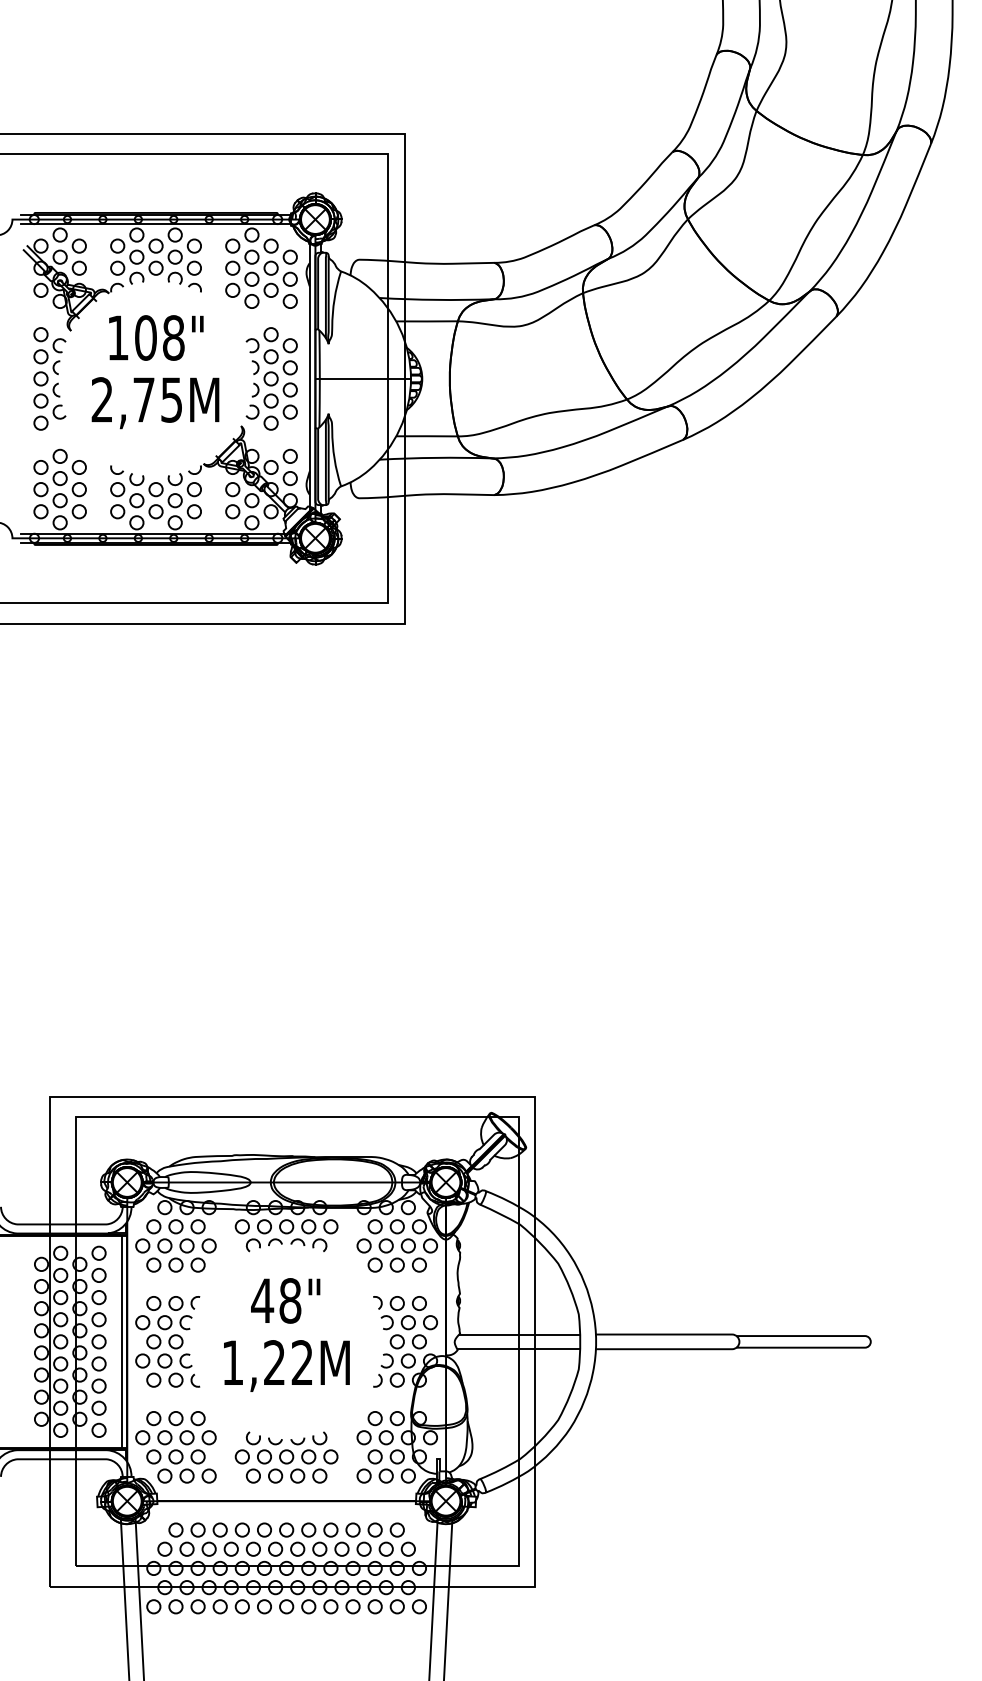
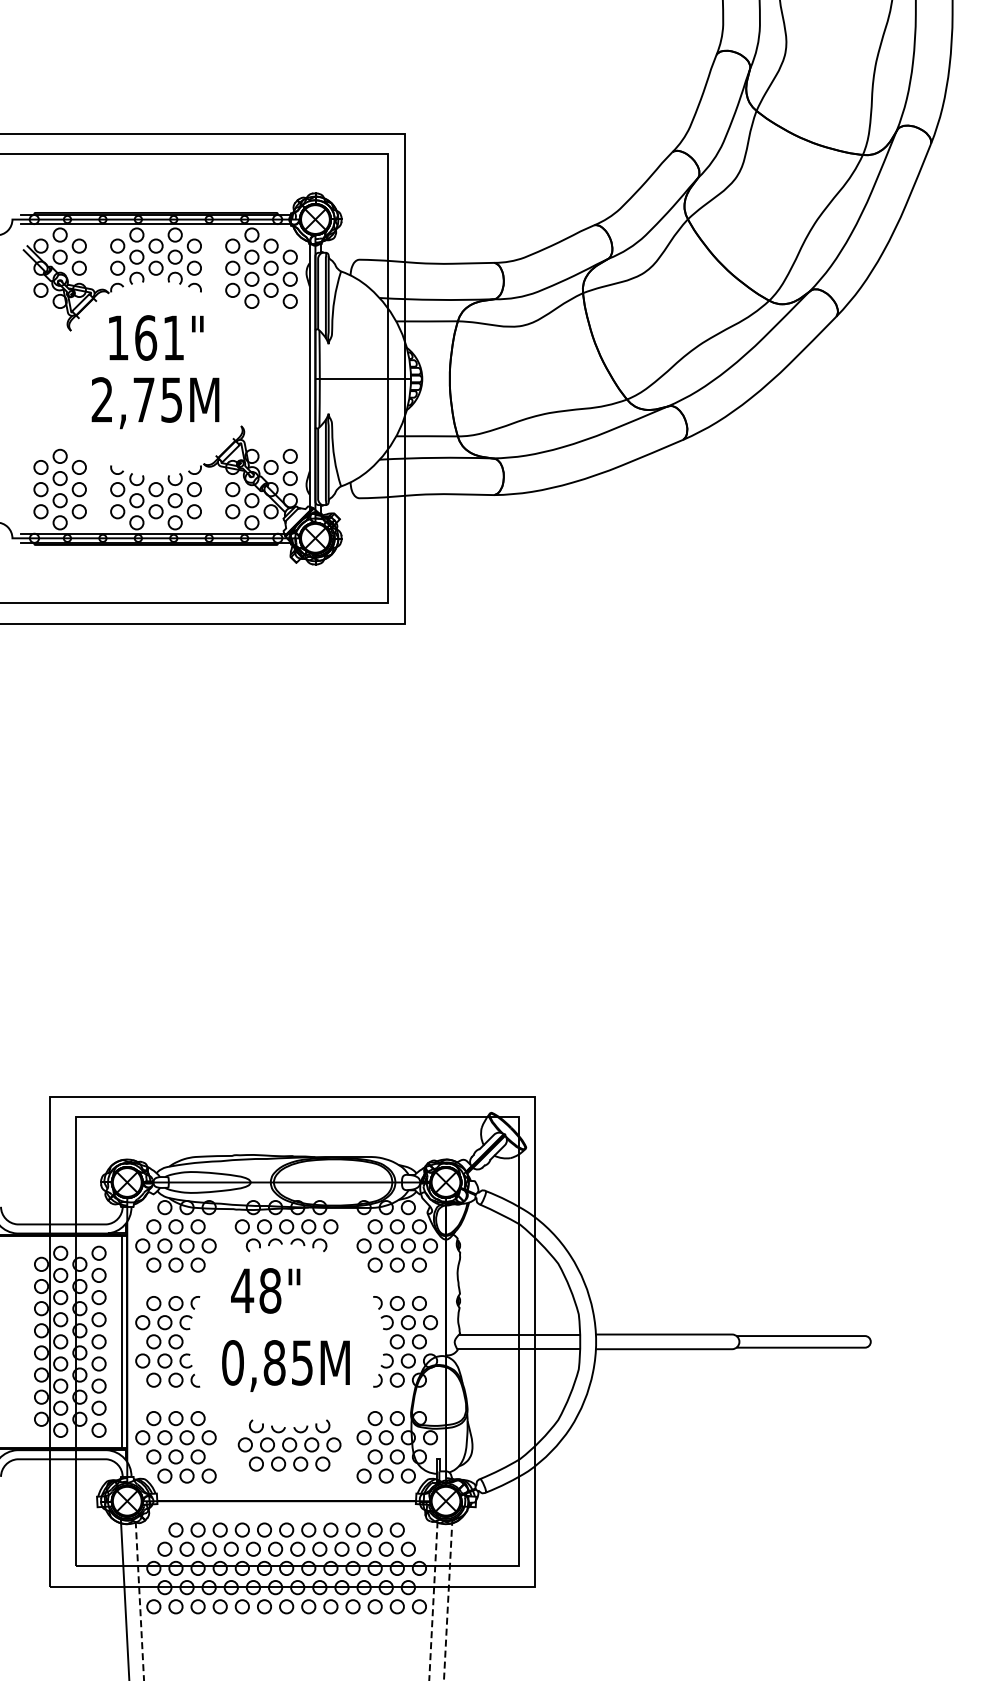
text: 108" -> 161" (159, 337)
part: present -> none (49, 378)
part: present -> none (271, 378)
text position: (285, 1300) -> (265, 1290) (265, 1290)
text: 1,22M -> 0,85M (267, 1362)
part position: (286, 1457) -> (289, 1445) (289, 1445)
line: solid -> dashed (139, 1598)
line: solid -> dashed (433, 1598)
line: solid -> dashed (448, 1599)
